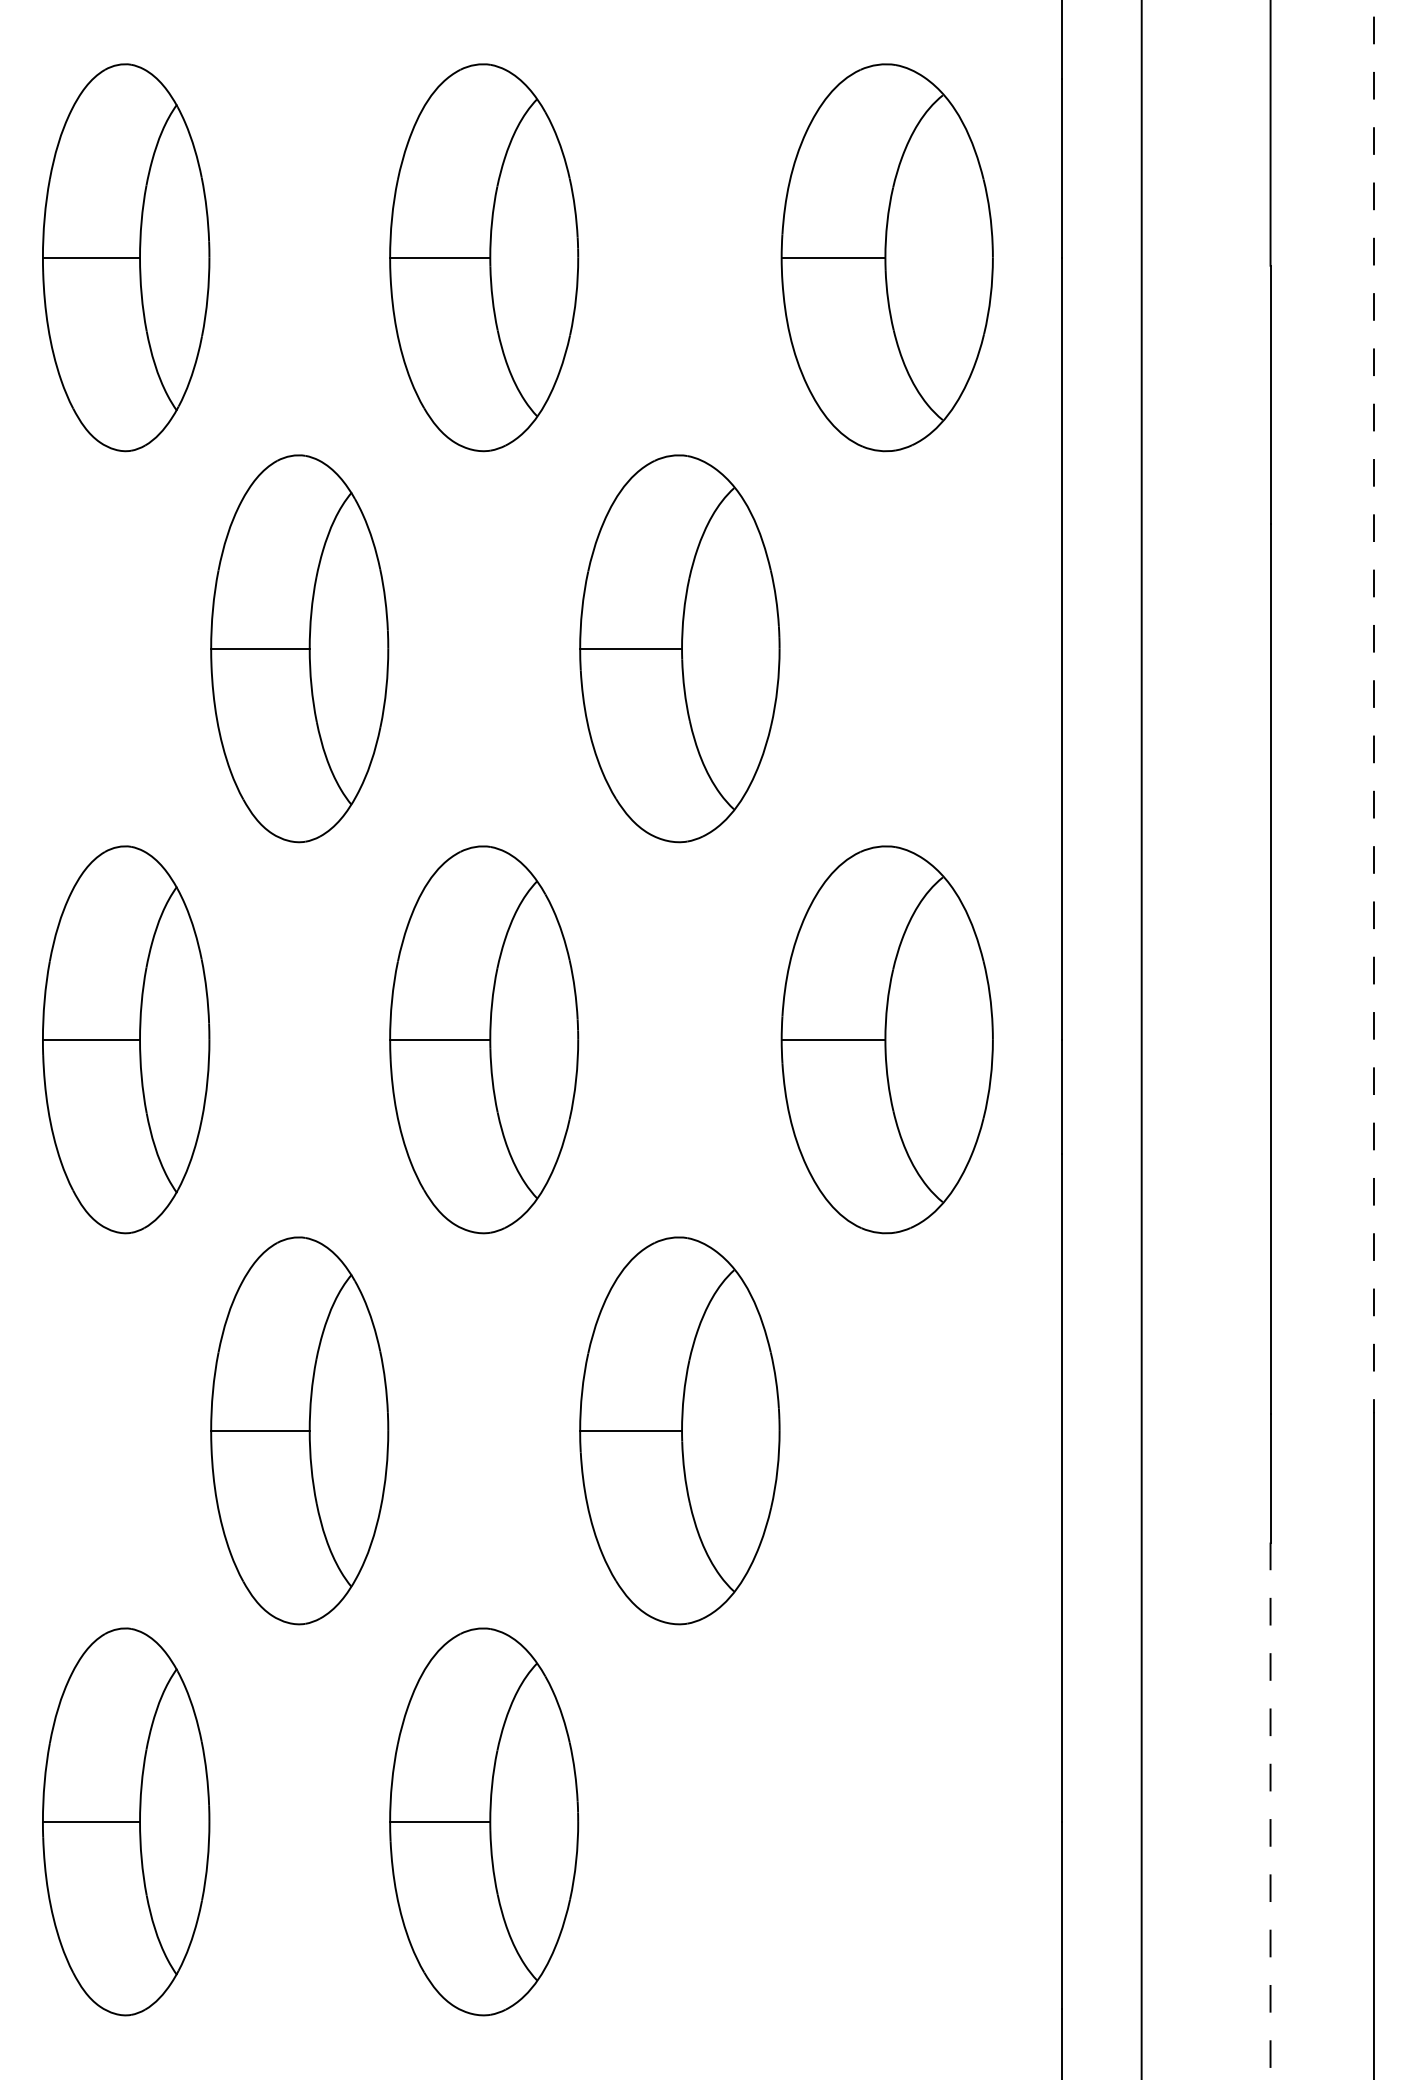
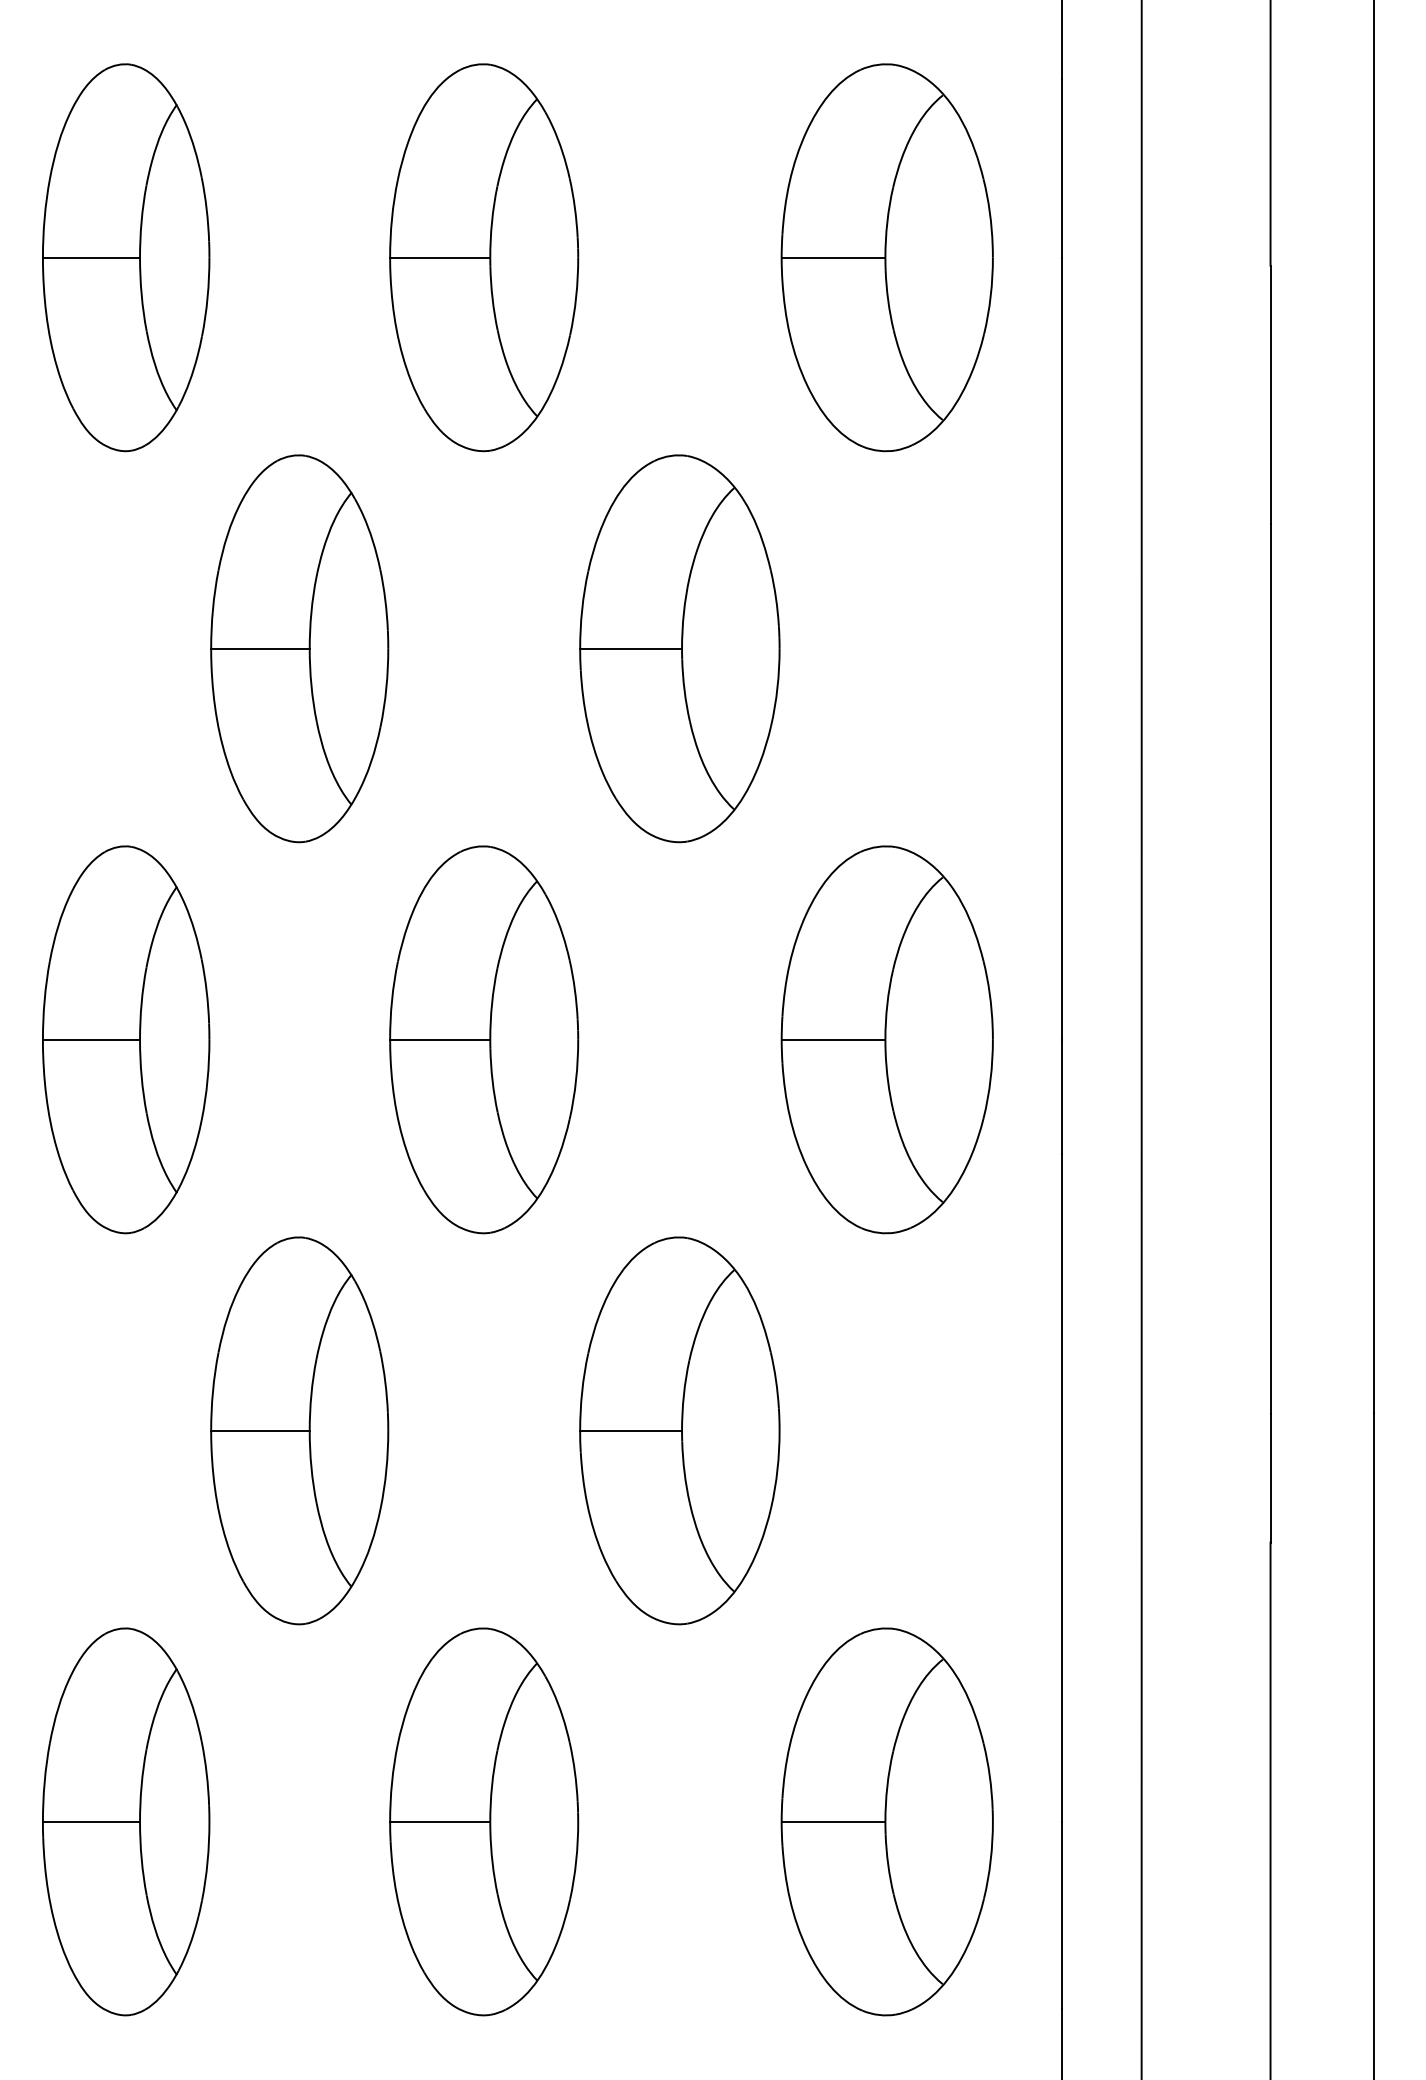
line: dashed -> solid (1373, 707)
line: dashed -> solid (1270, 1811)
part: none -> present (886, 1821)
